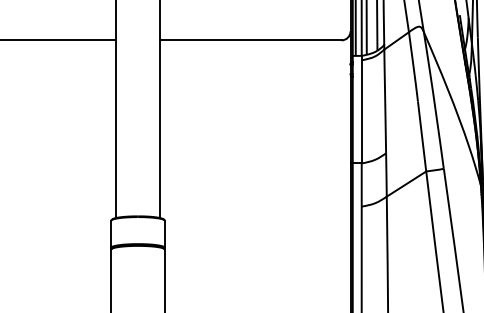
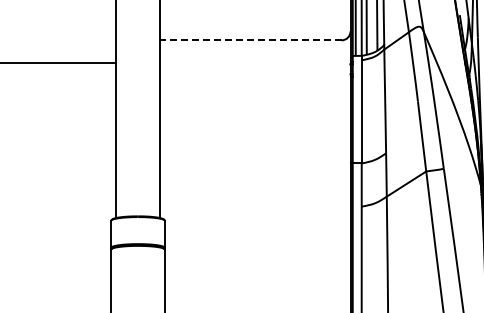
line position: (58, 40) -> (58, 63) (58, 63)
line: solid -> dashed (251, 40)
